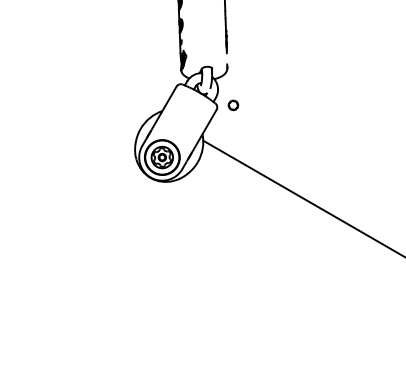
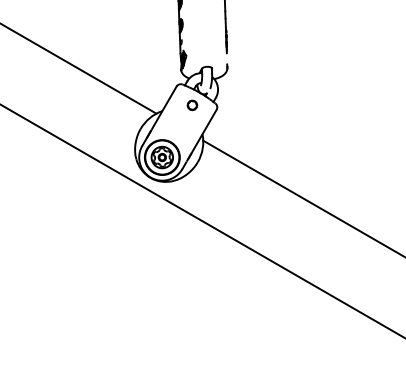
line: none -> present (79, 68)
part position: (233, 105) -> (192, 105) (192, 105)
line: none -> present (202, 220)
